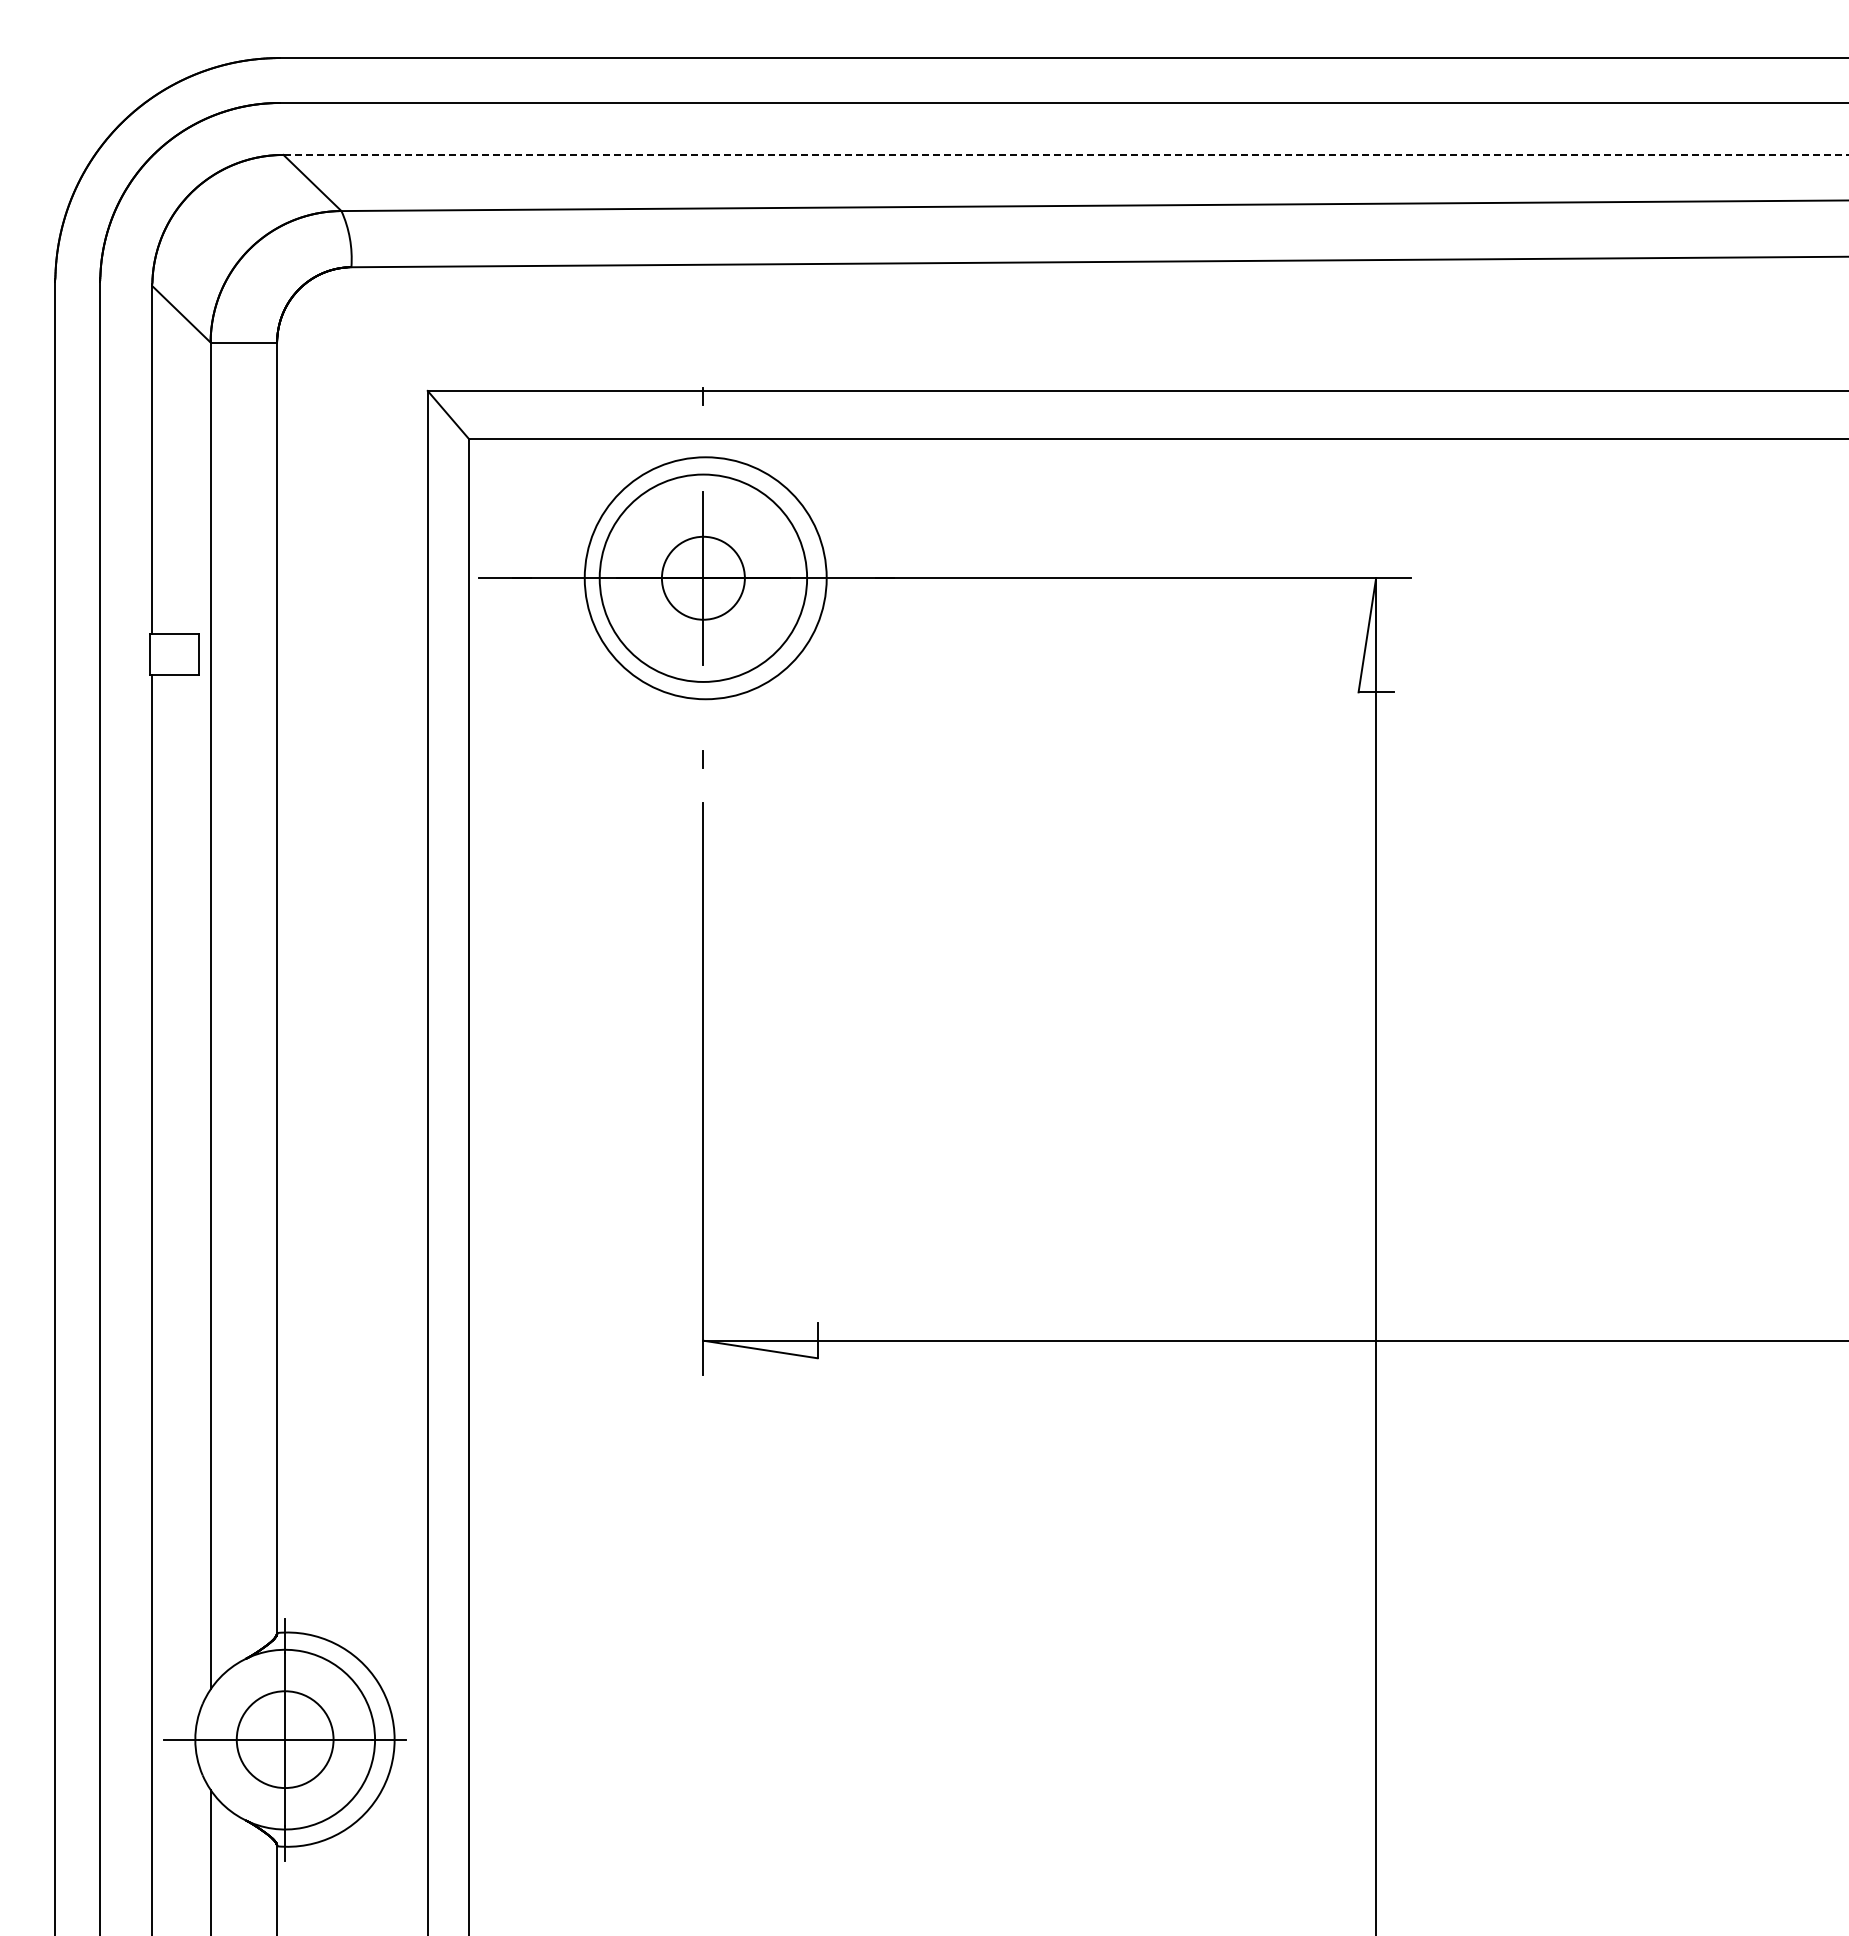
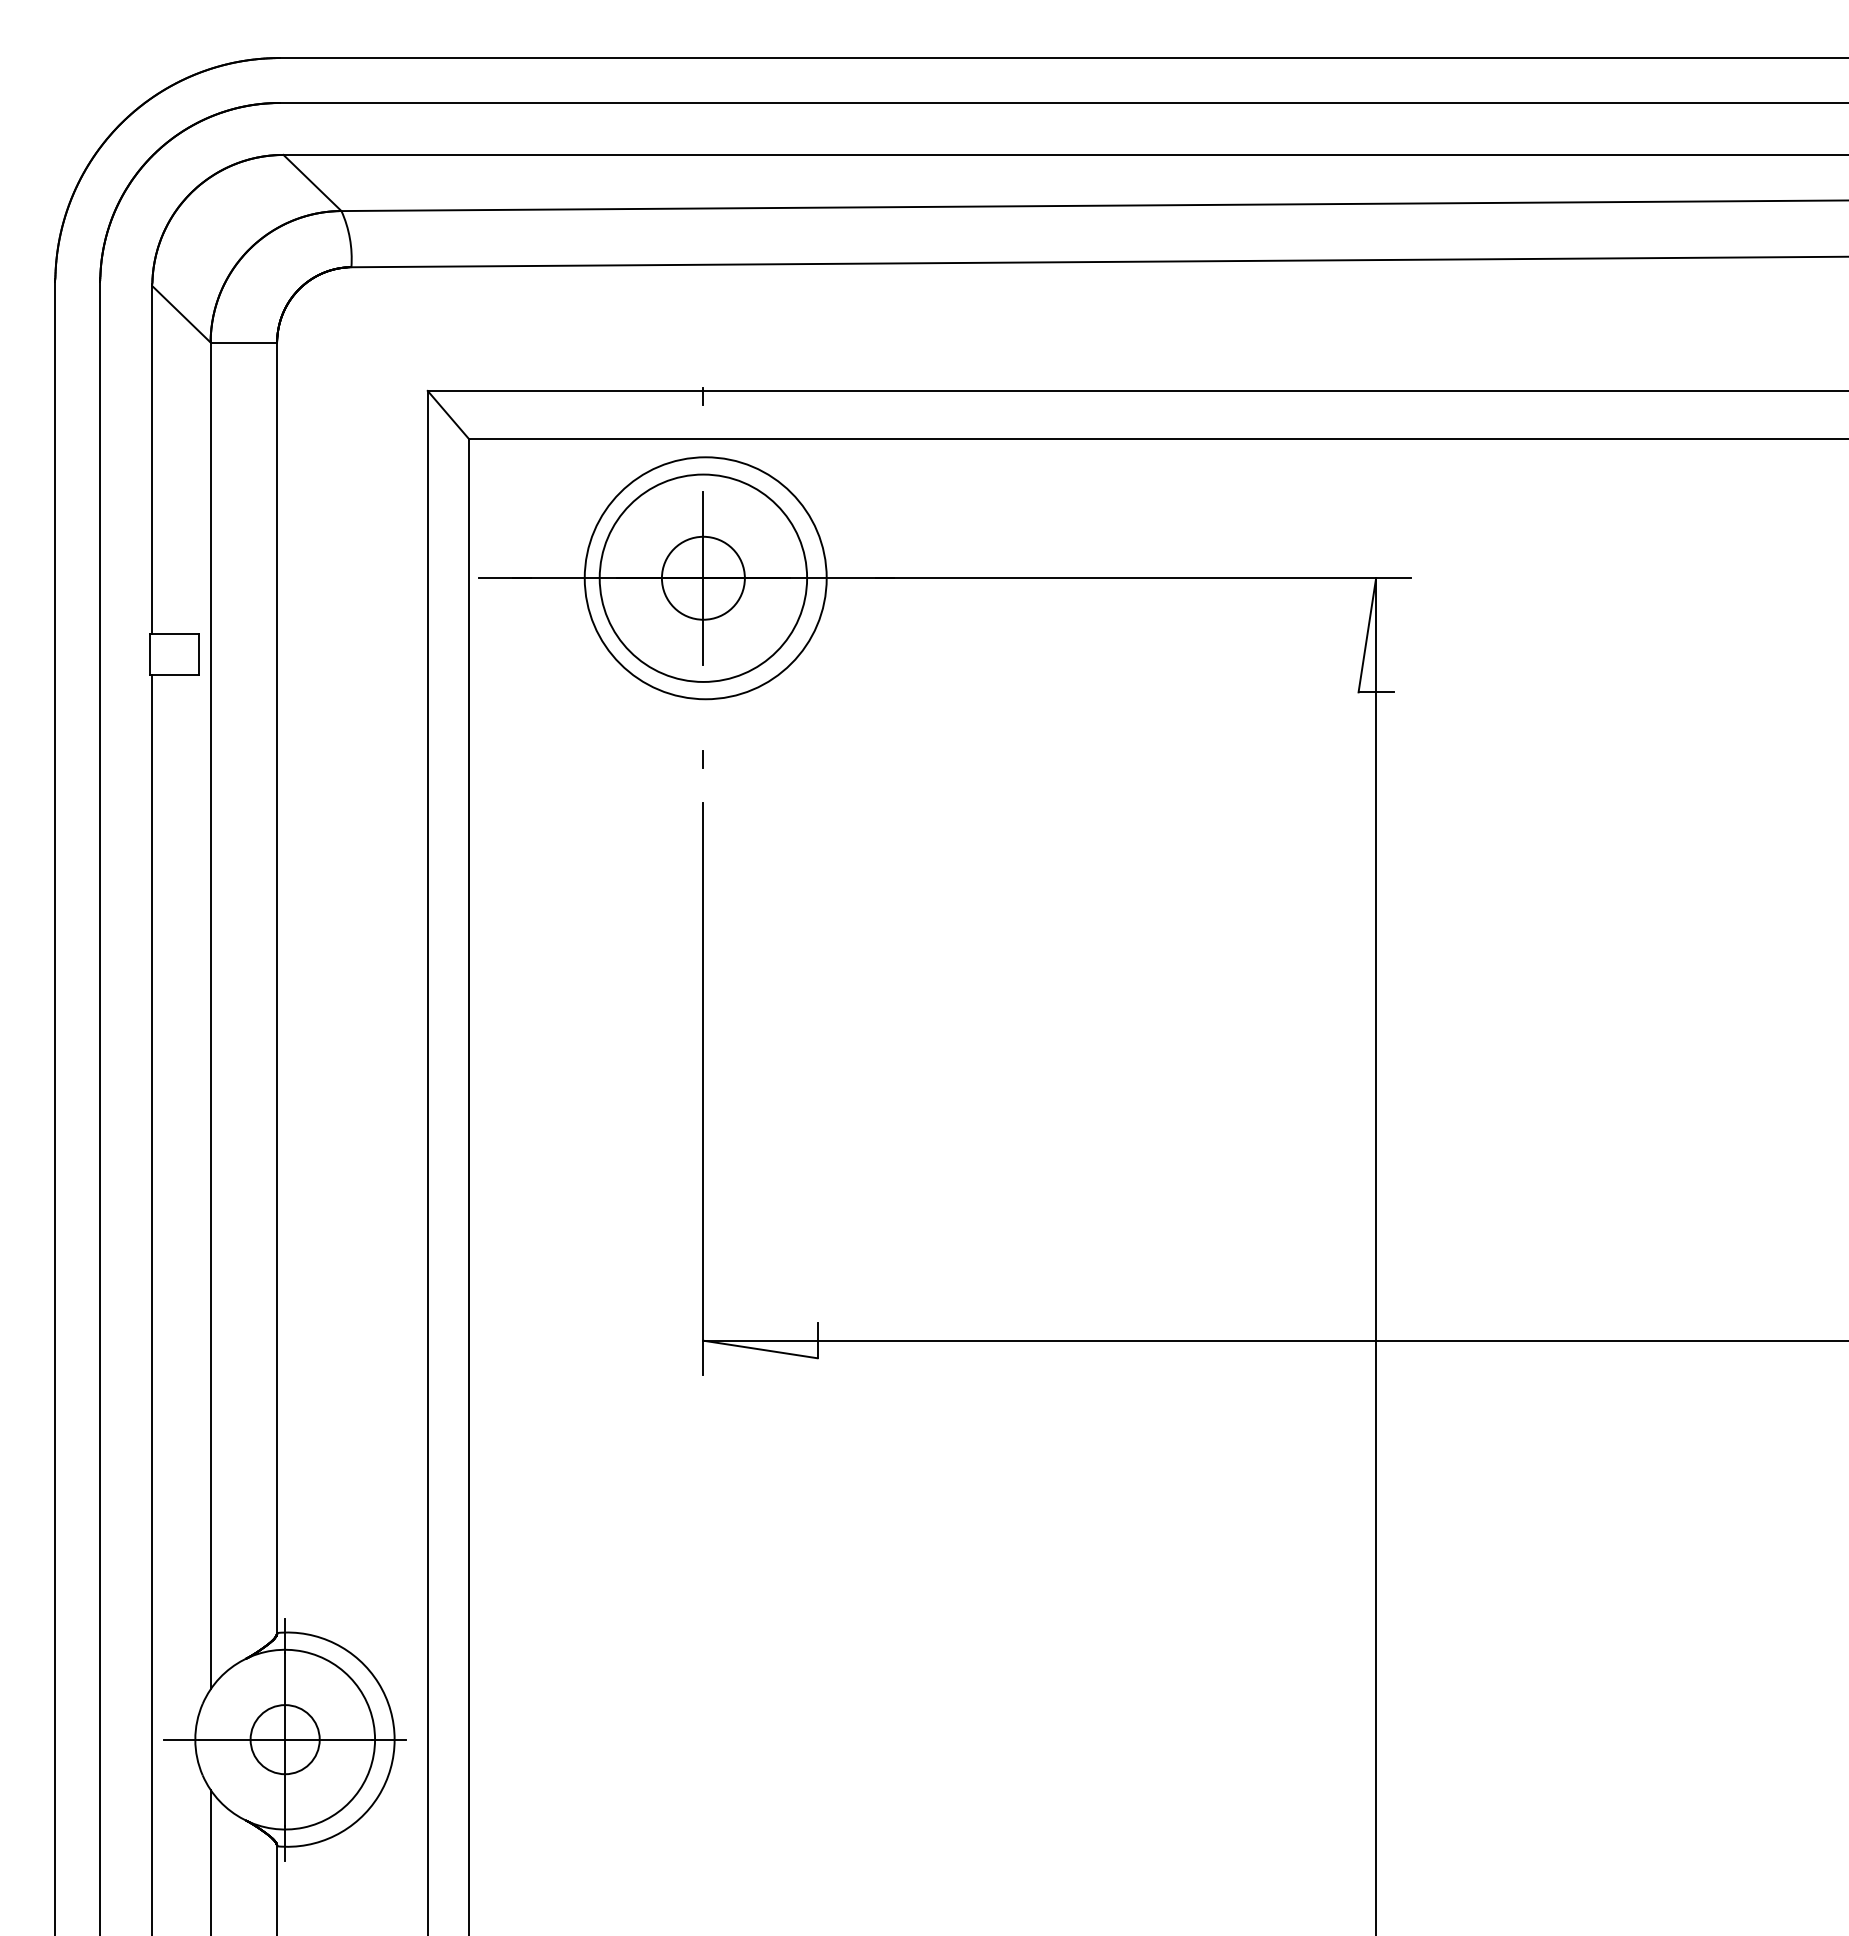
line: dashed -> solid (1066, 154)
circle diameter: 97 px -> 69 px (284, 1739)
